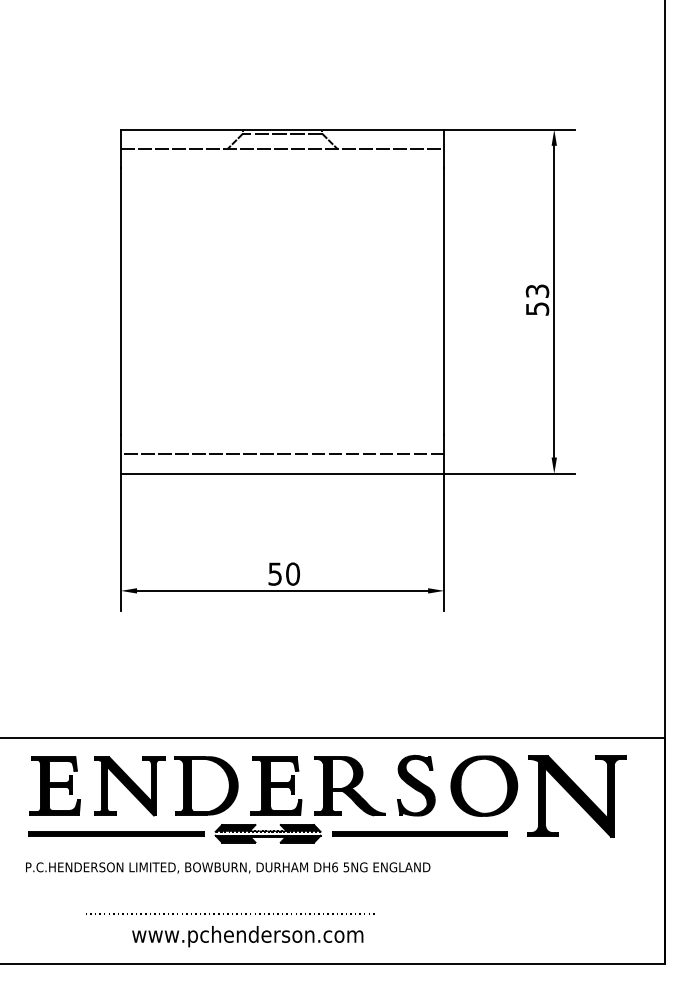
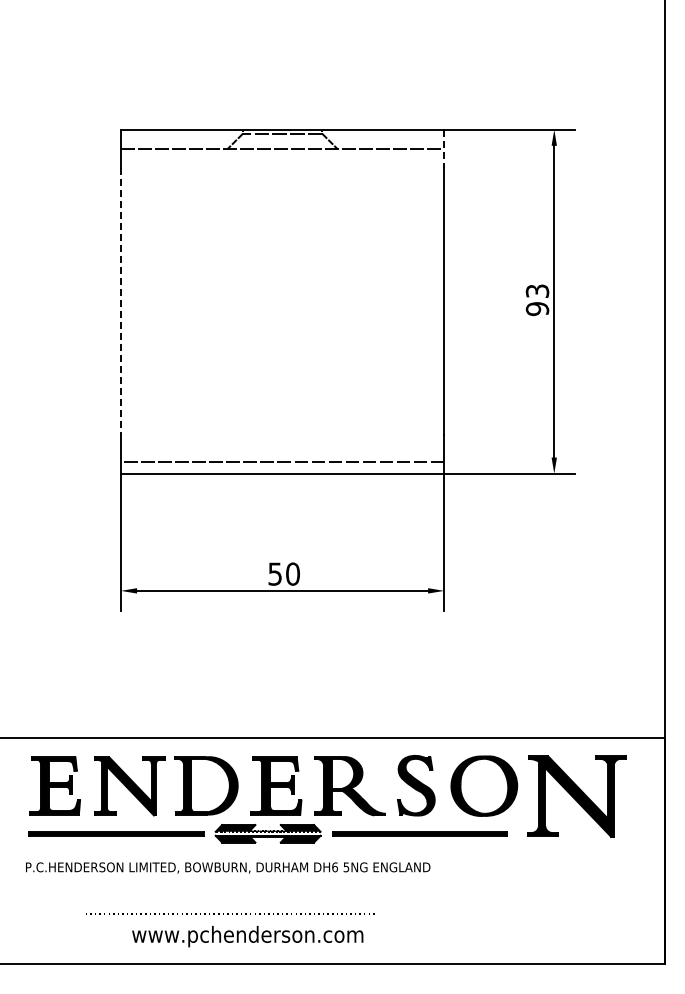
line: solid -> dashed (444, 149)
line: solid -> dashed (120, 302)
text: 53 -> 93 (536, 309)
line position: (282, 454) -> (282, 462) (282, 462)
